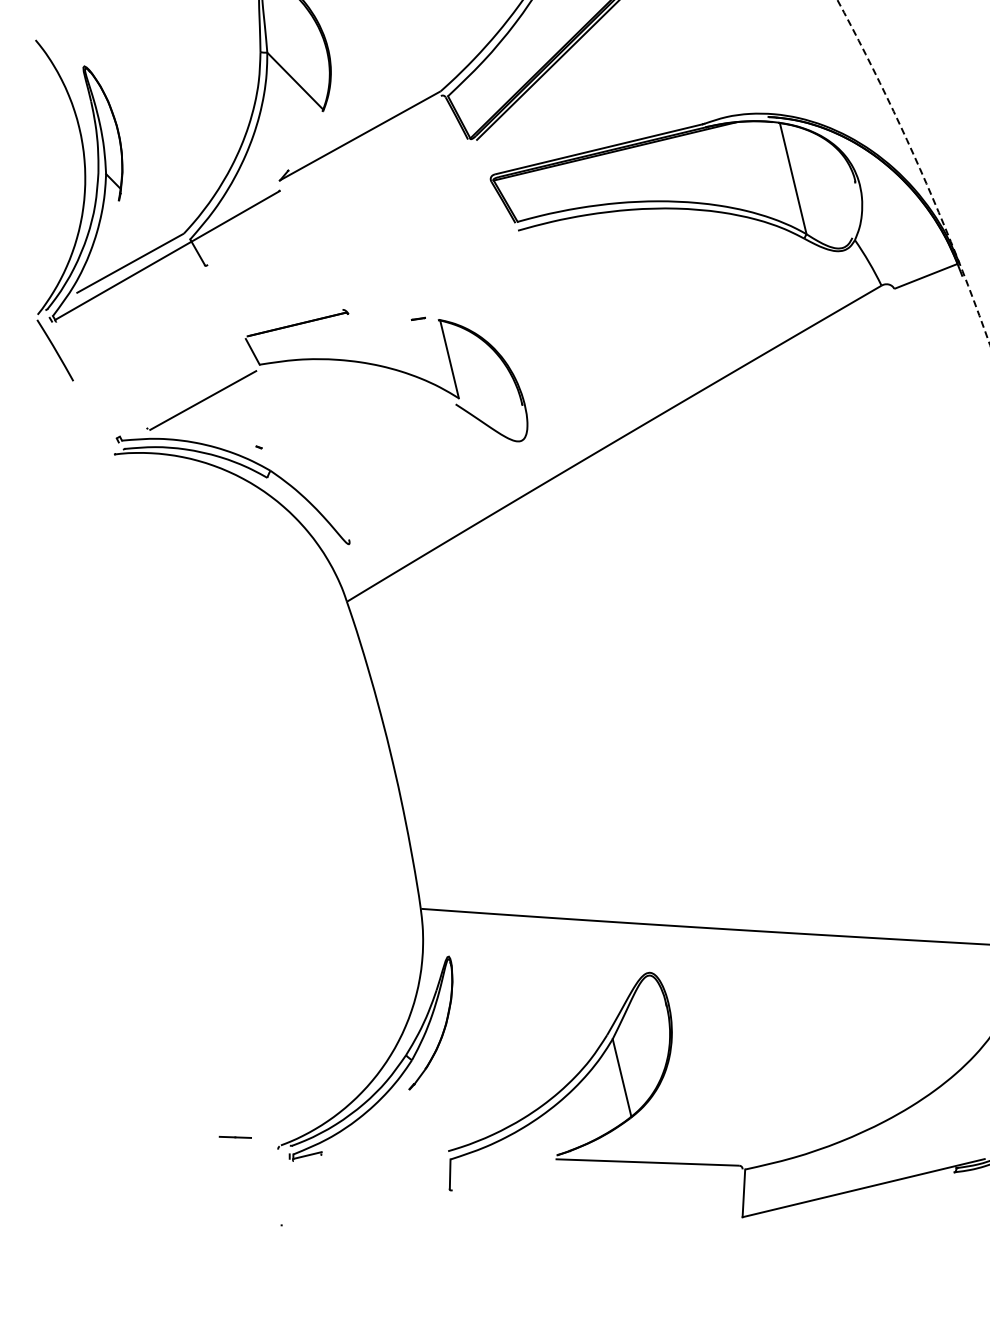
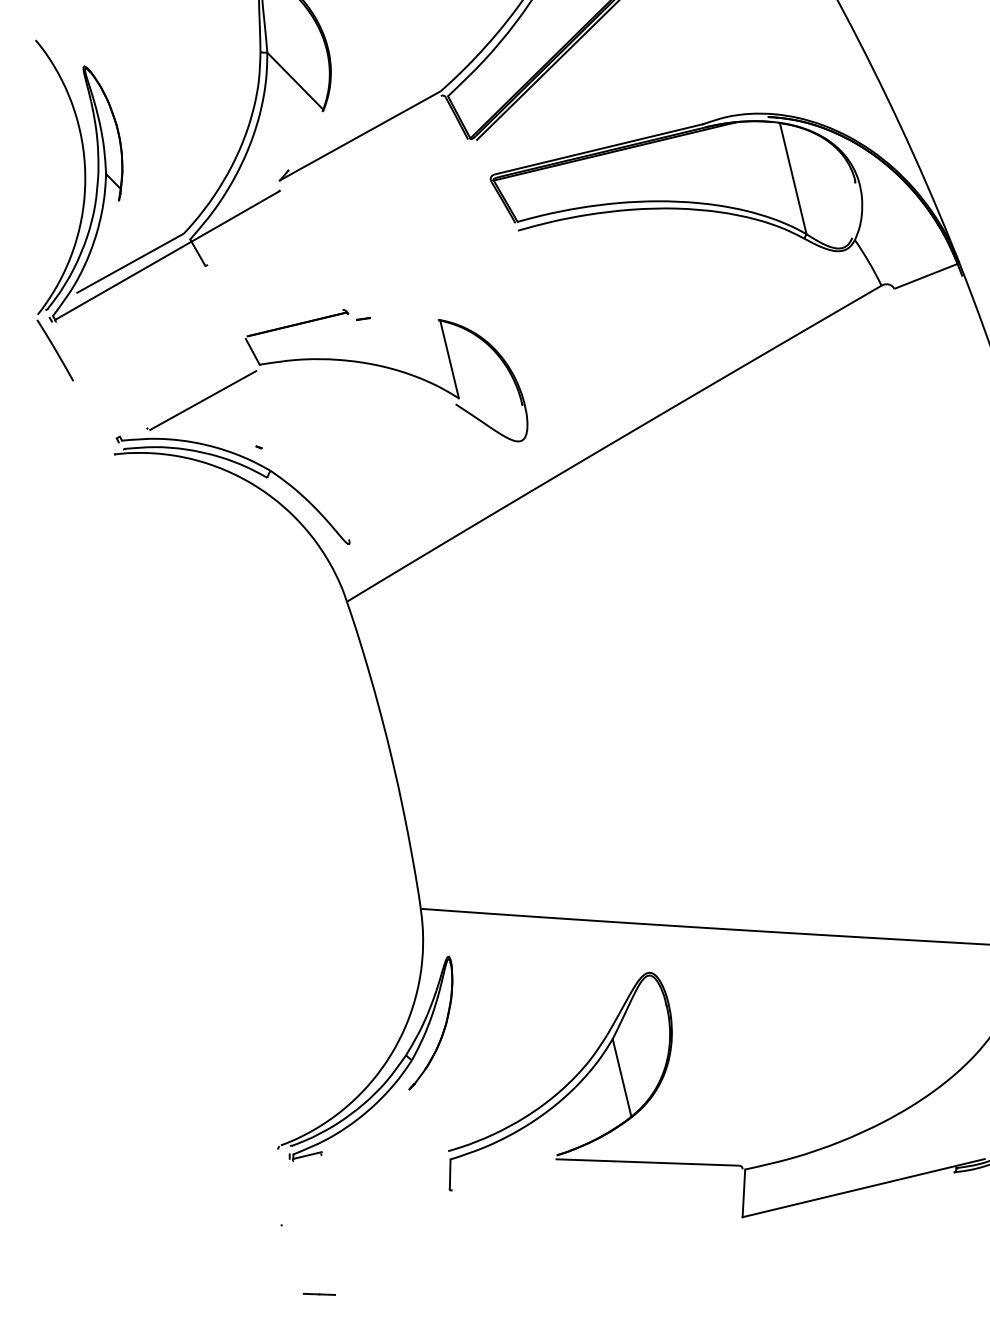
arc: dashed -> solid (919, 168)
line position: (417, 318) -> (362, 318) (362, 318)
line position: (234, 1137) -> (318, 1294) (318, 1294)
